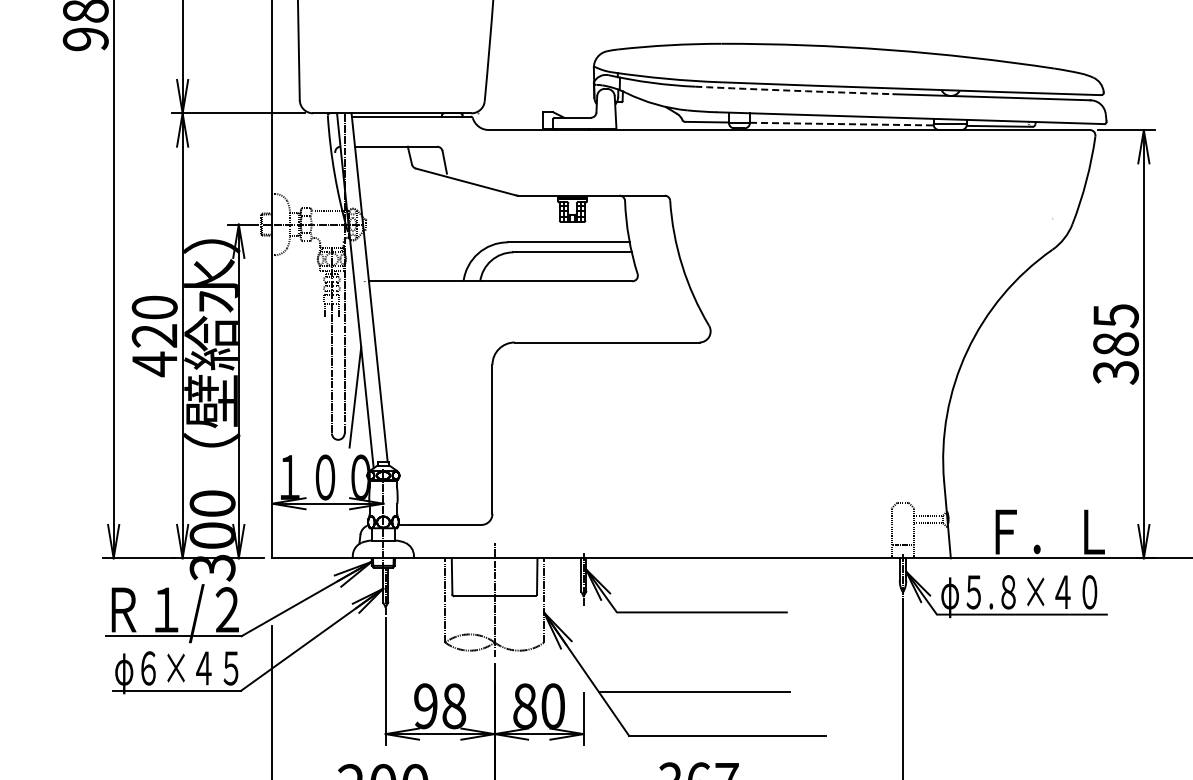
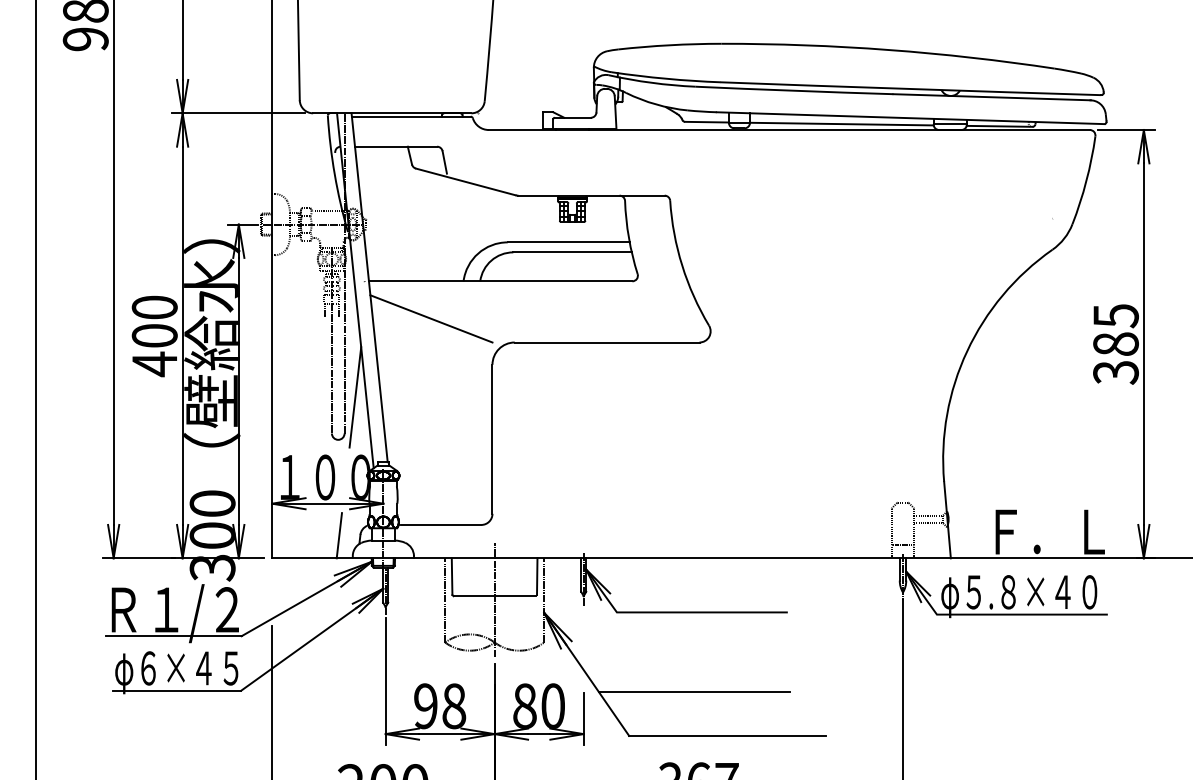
arc: dashed -> solid (794, 90)
line: dashed -> solid (841, 124)
line: none -> present (431, 318)
text: 420 -> 400 (154, 335)
line: none -> present (35, 389)
line: none -> present (338, 535)
